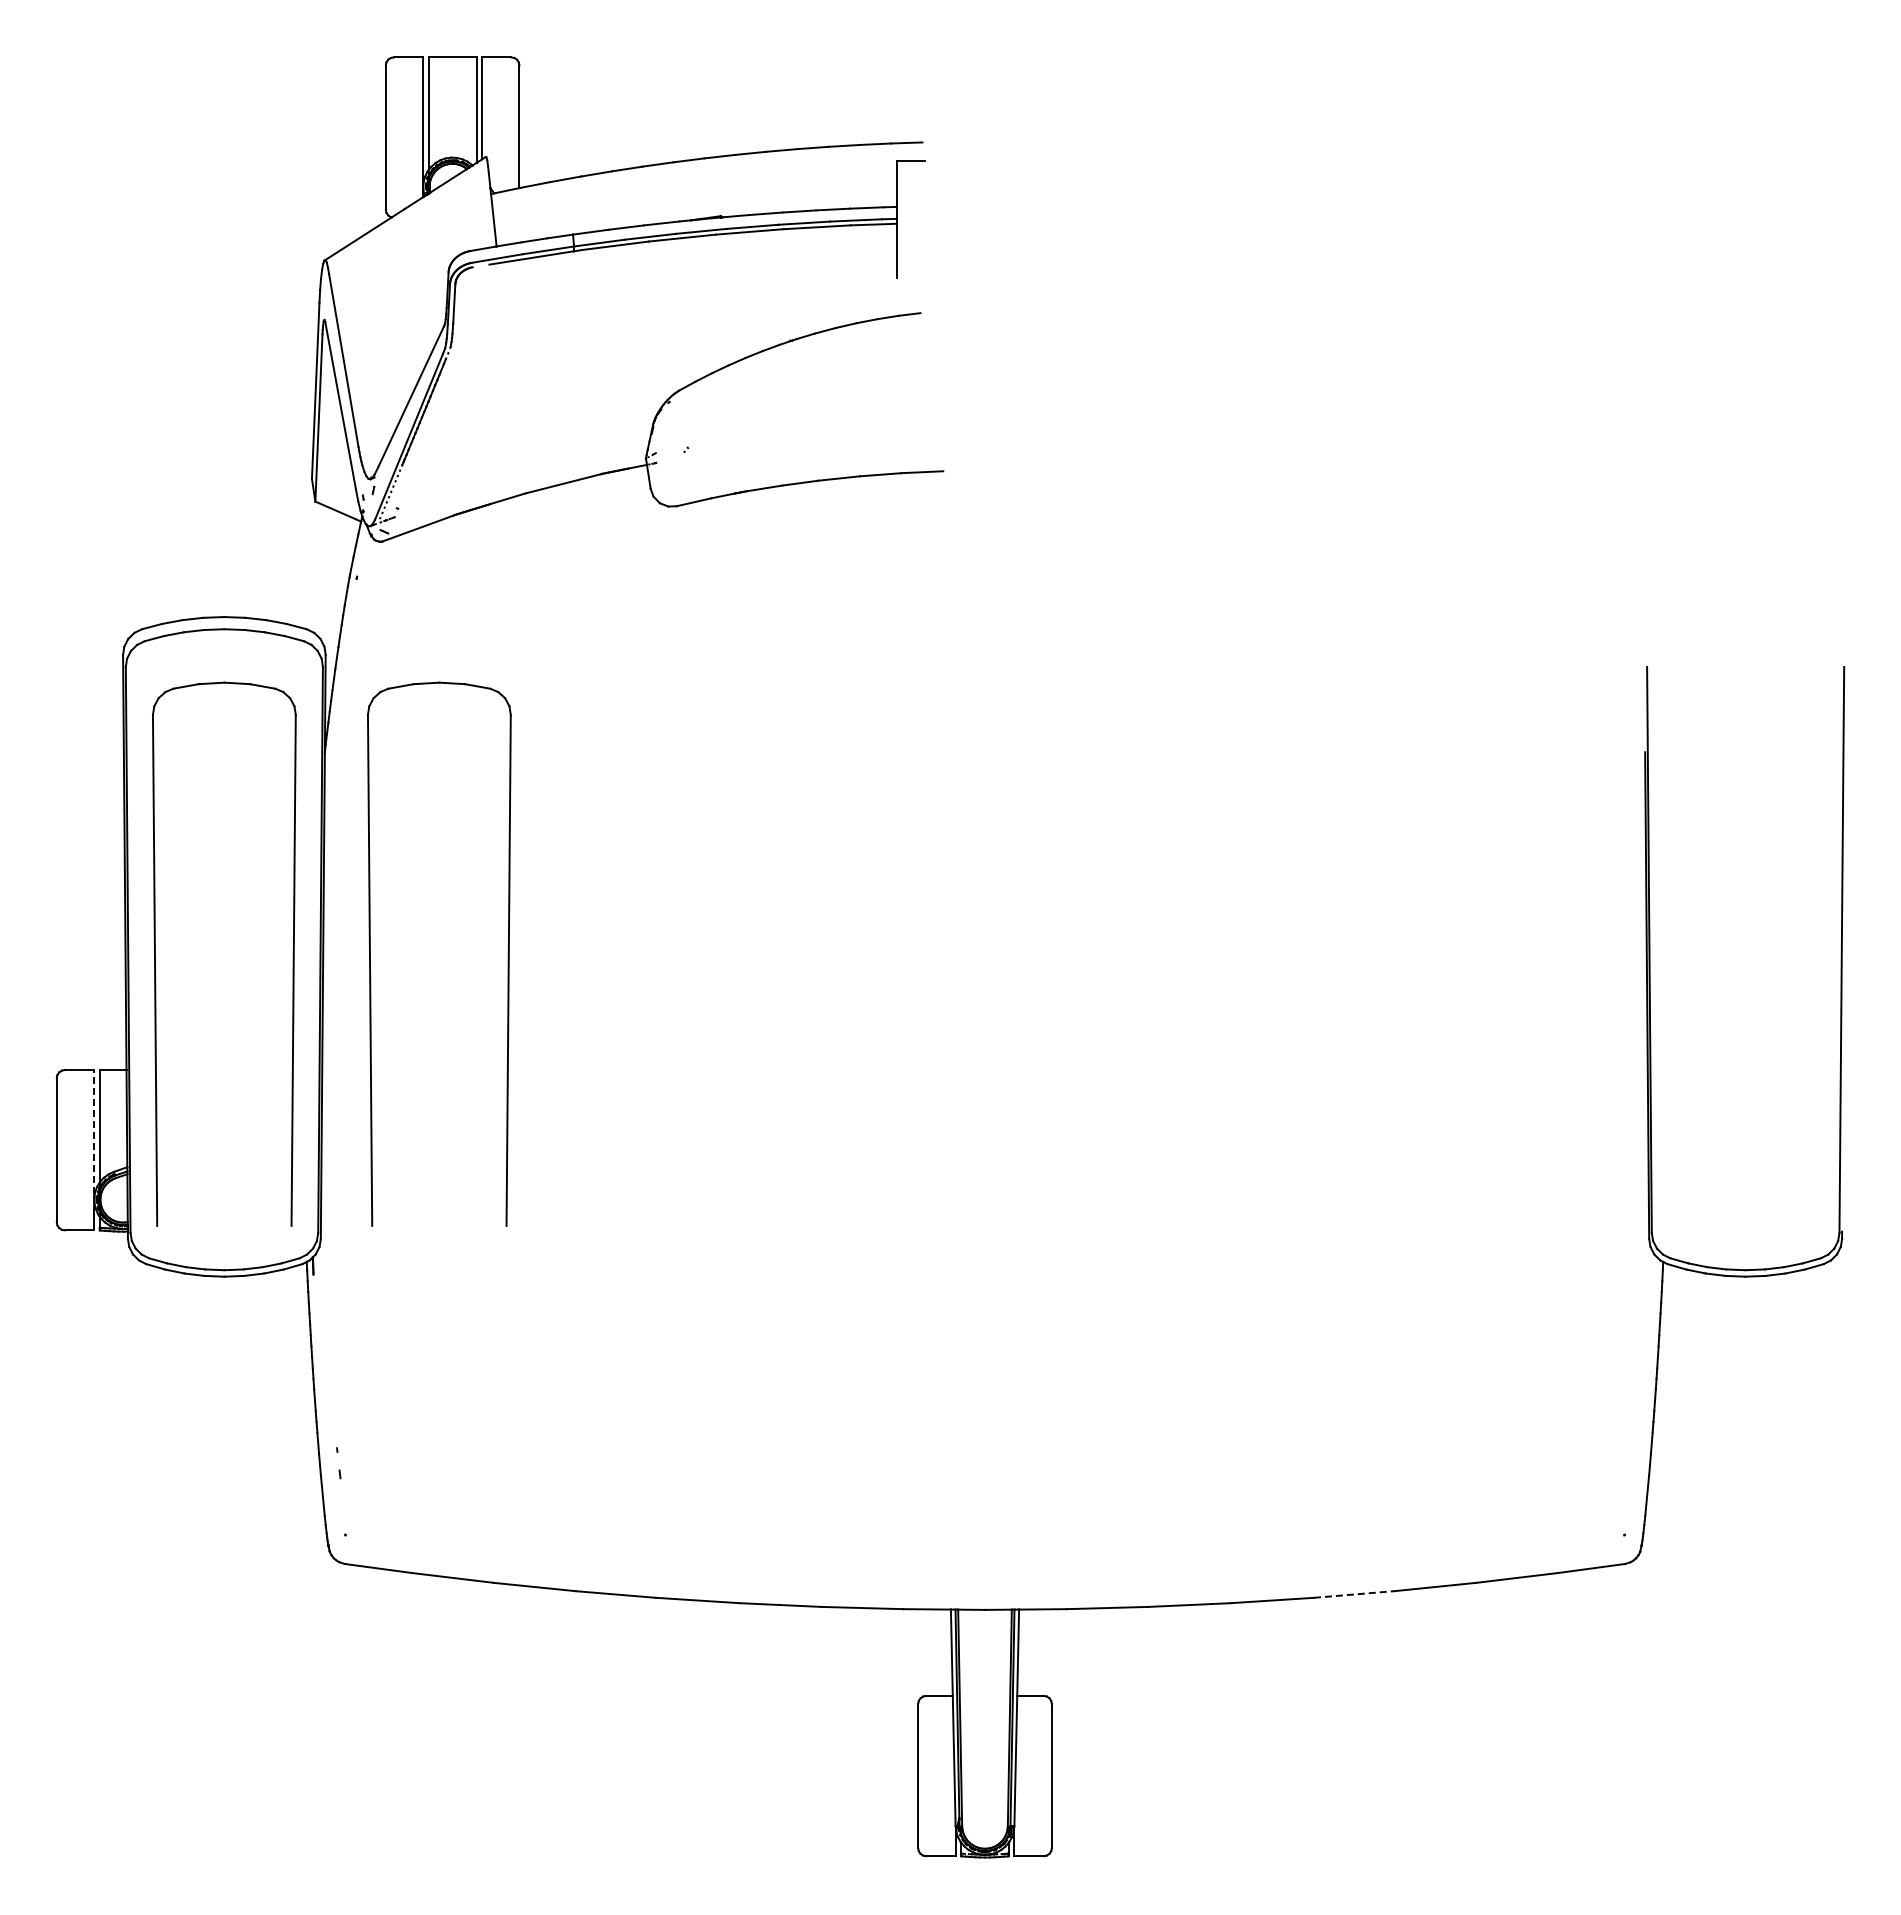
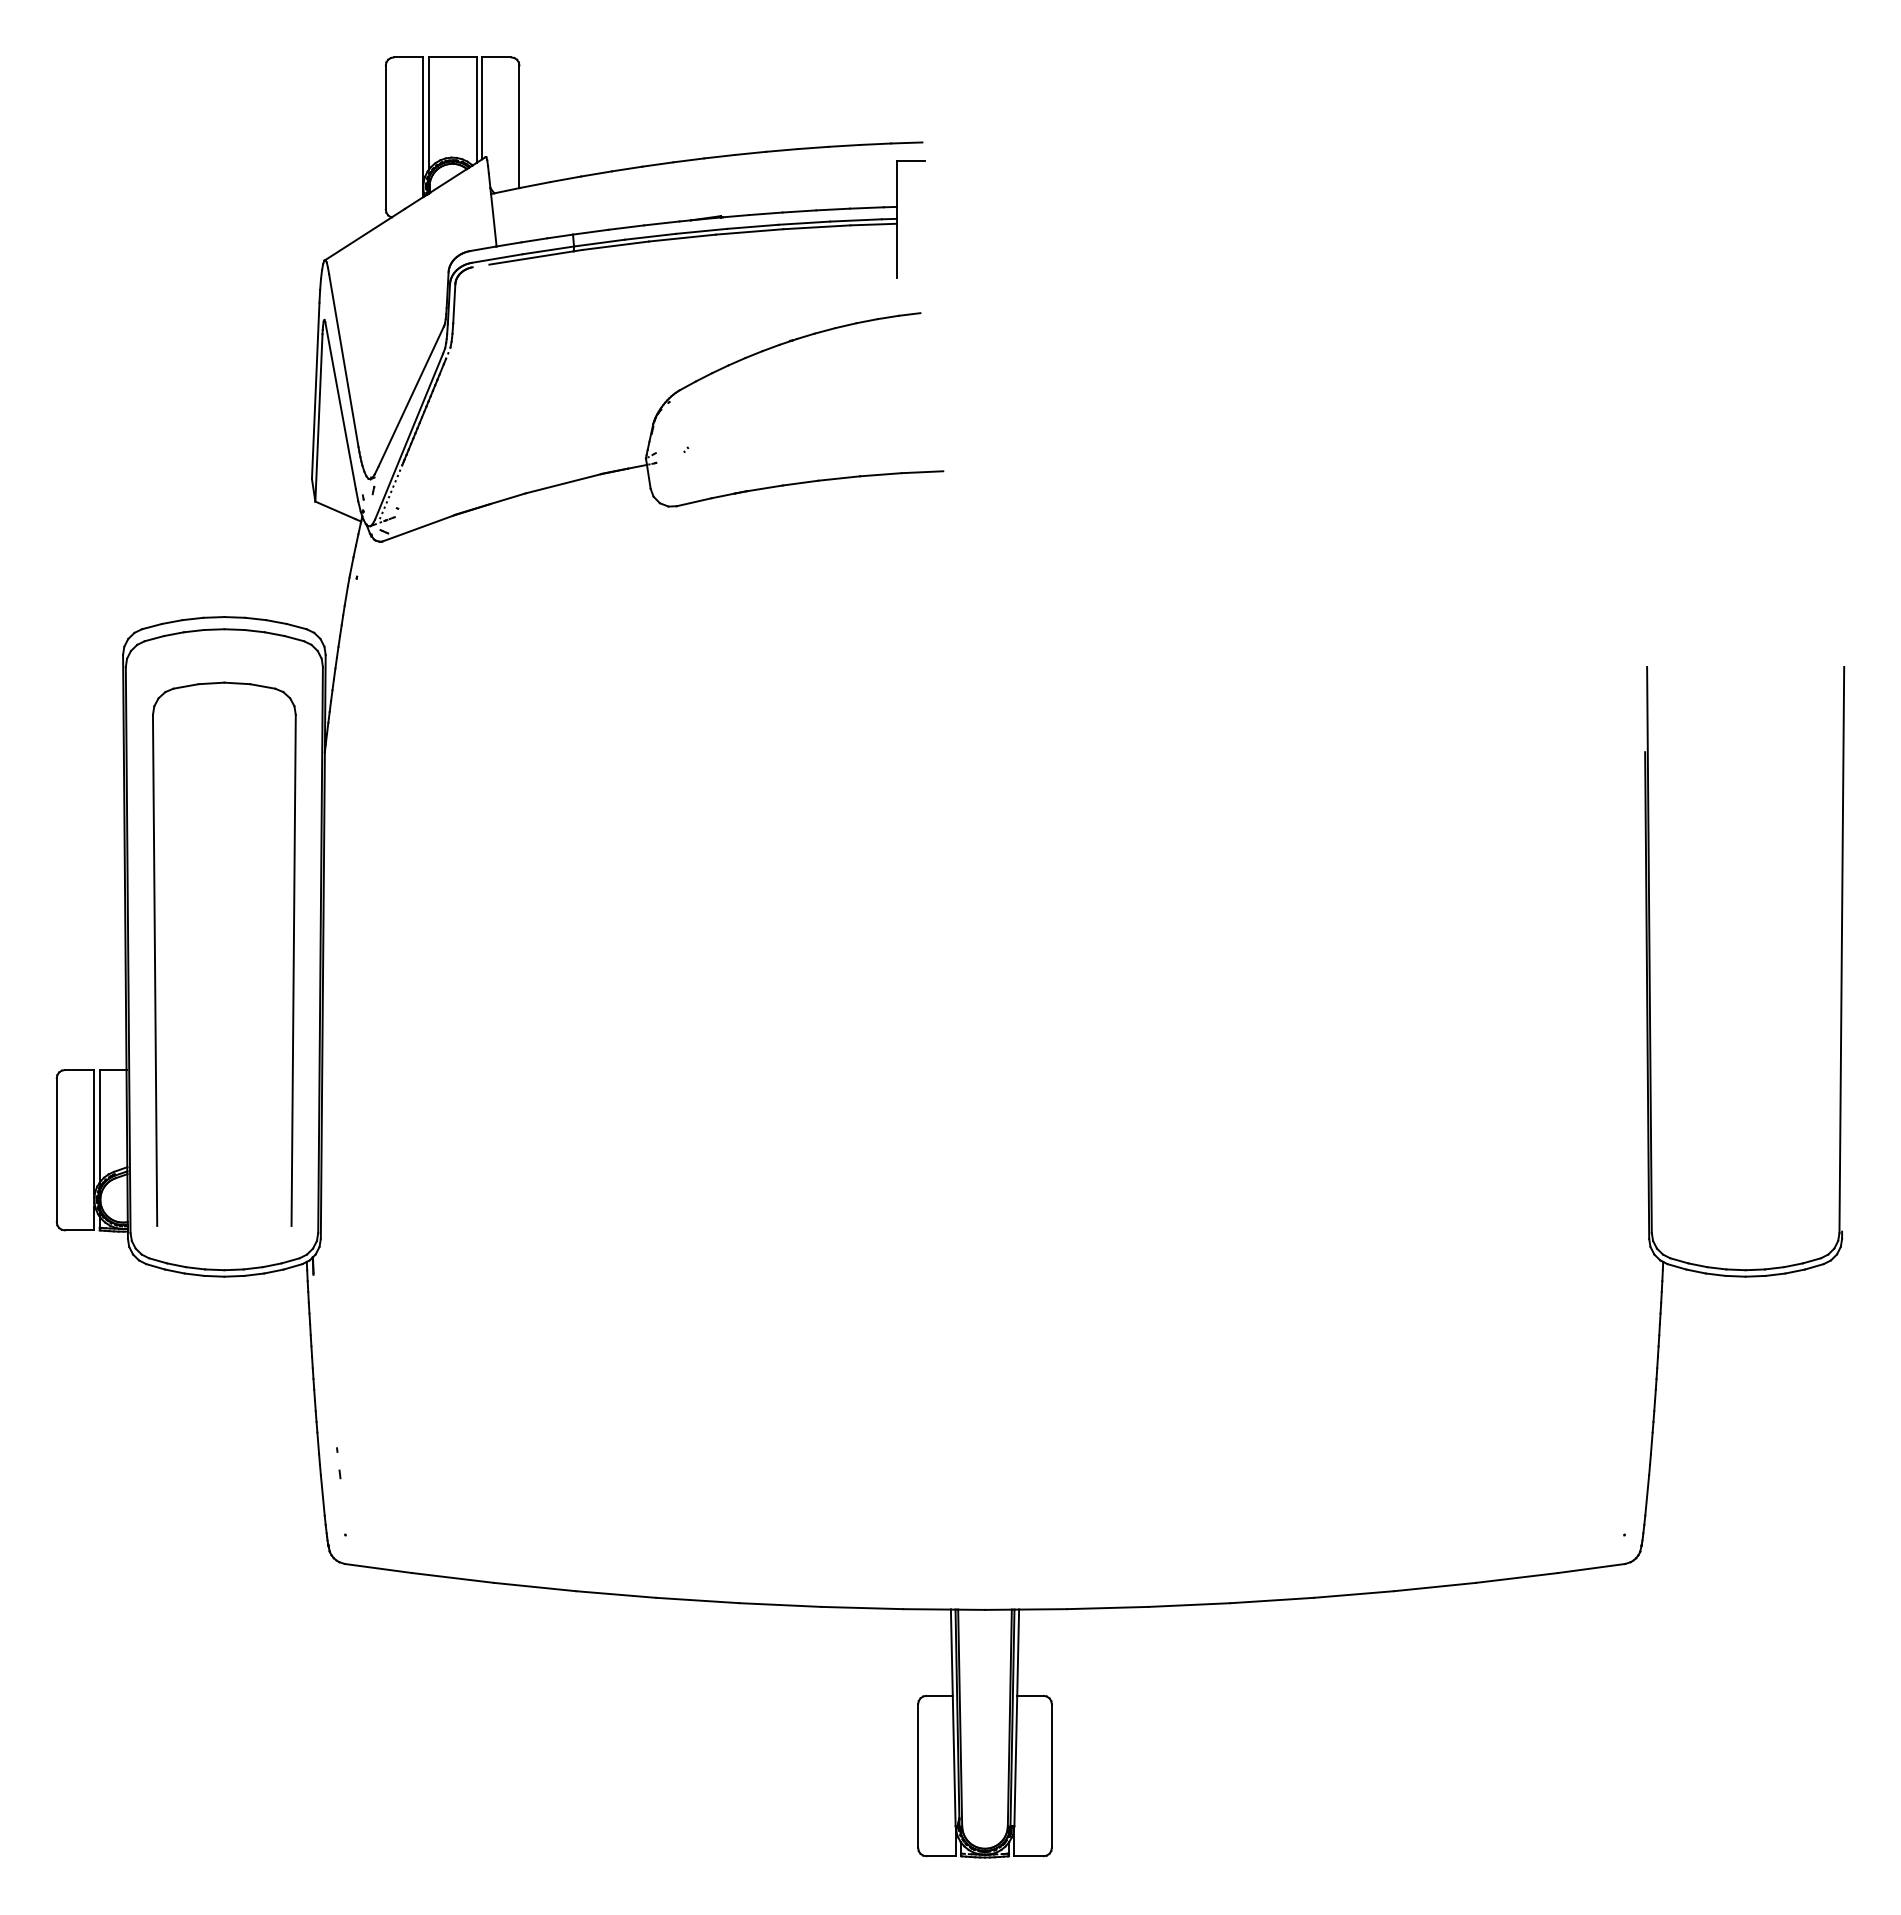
part: present -> none (507, 953)
line: dashed -> solid (94, 1131)
line: dashed -> solid (1354, 1594)
